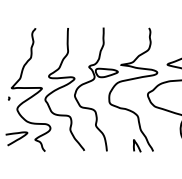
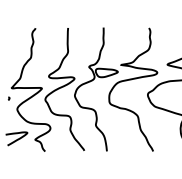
curve: present -> none (137, 145)
